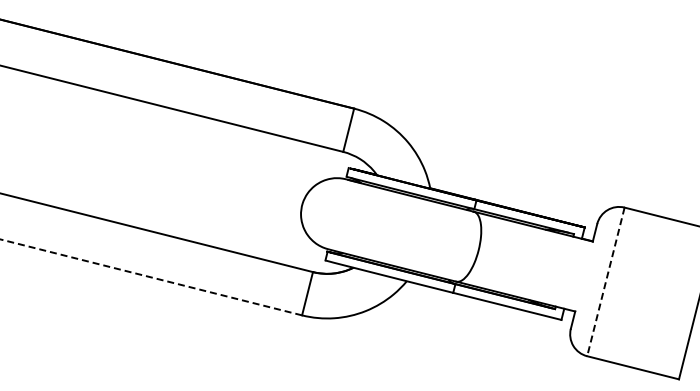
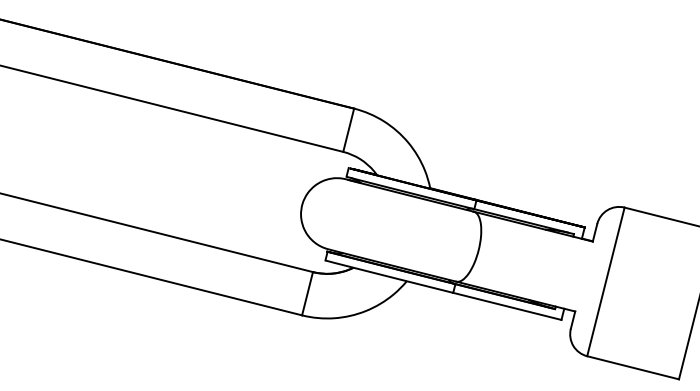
line: dashed -> solid (151, 277)
line: dashed -> solid (605, 281)
